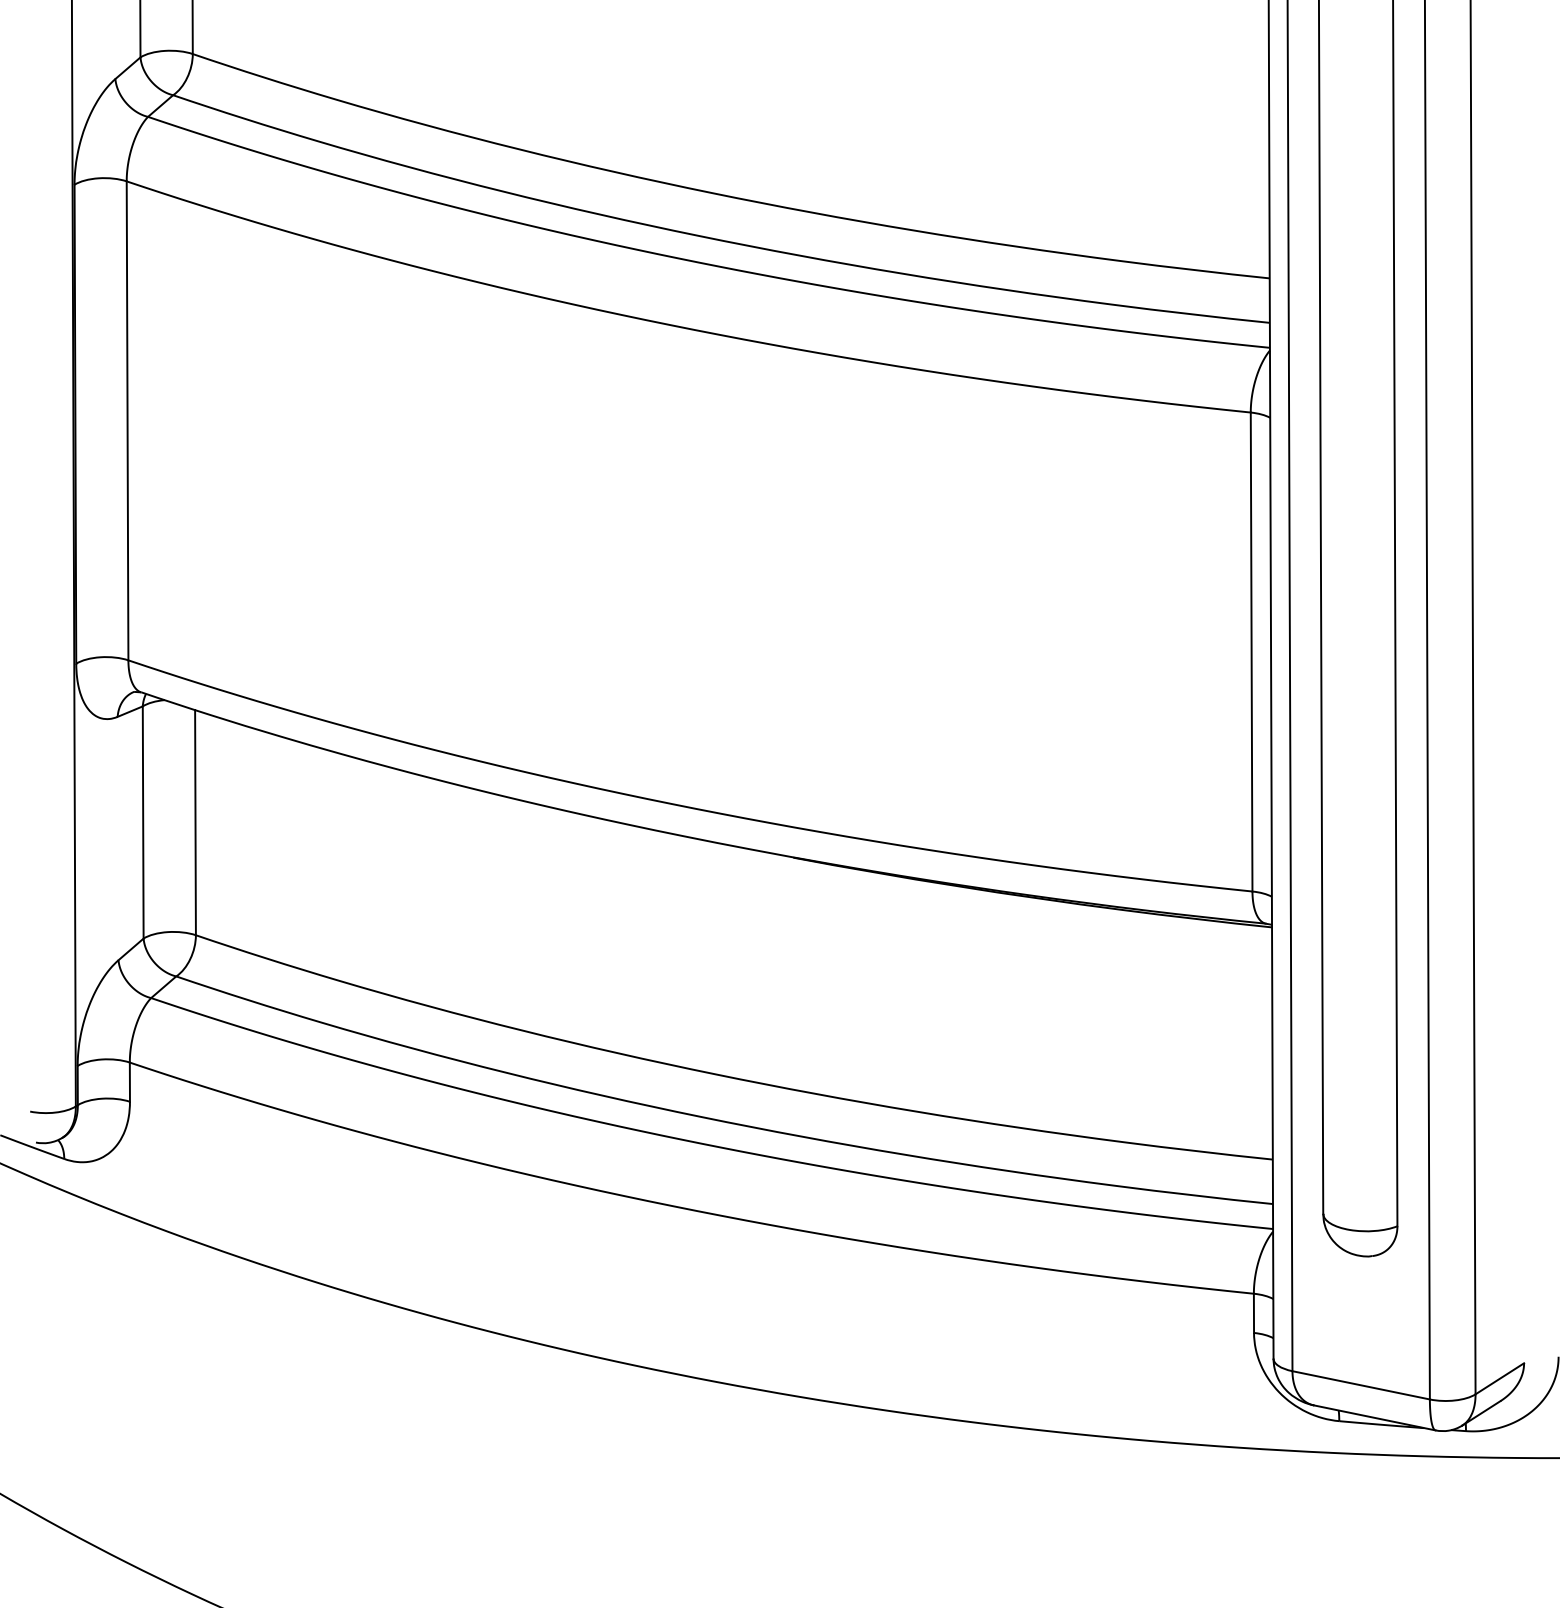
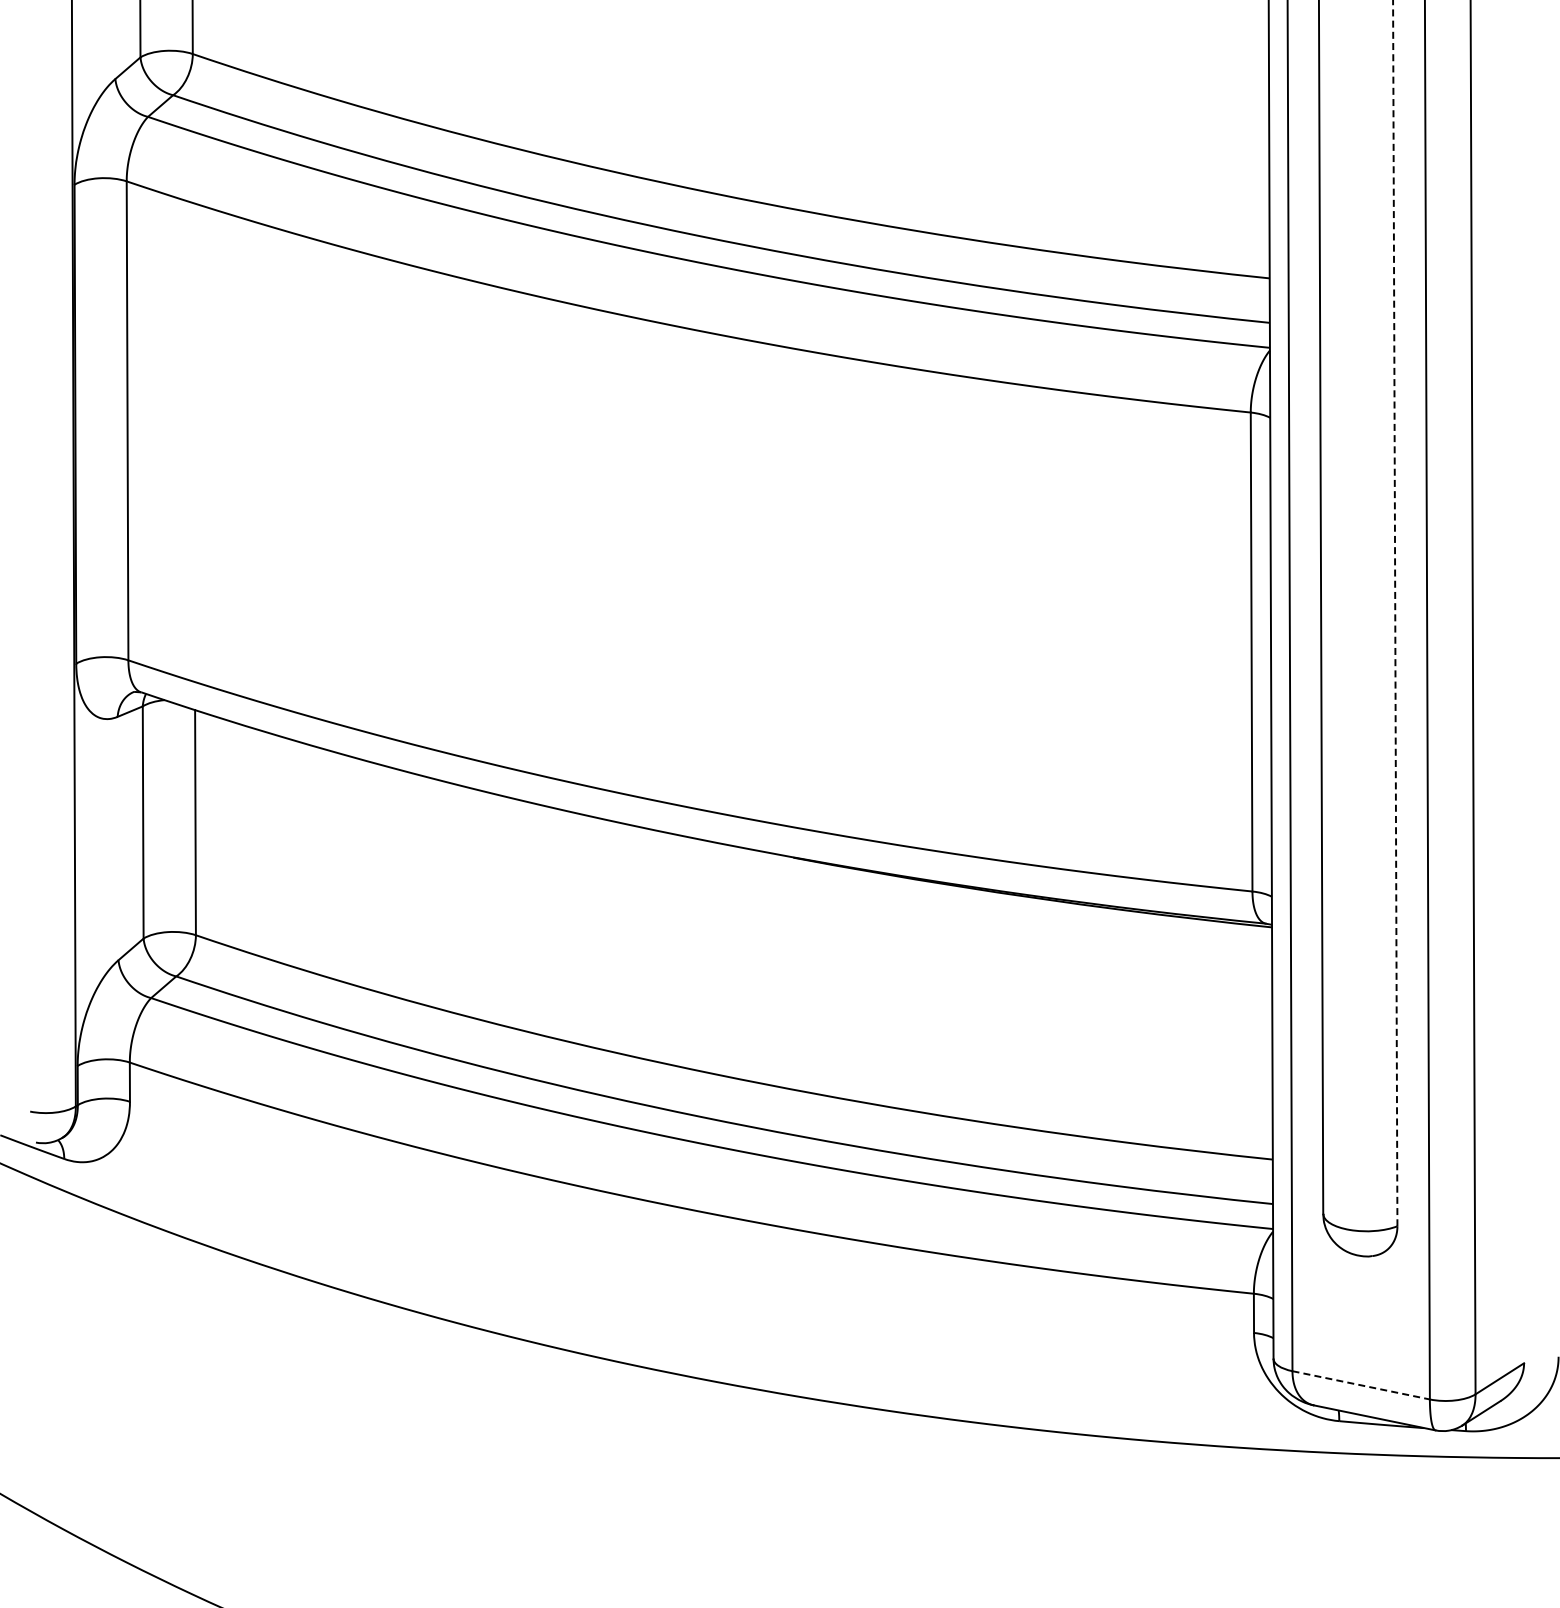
line: solid -> dashed (1395, 613)
line: solid -> dashed (1361, 1385)
